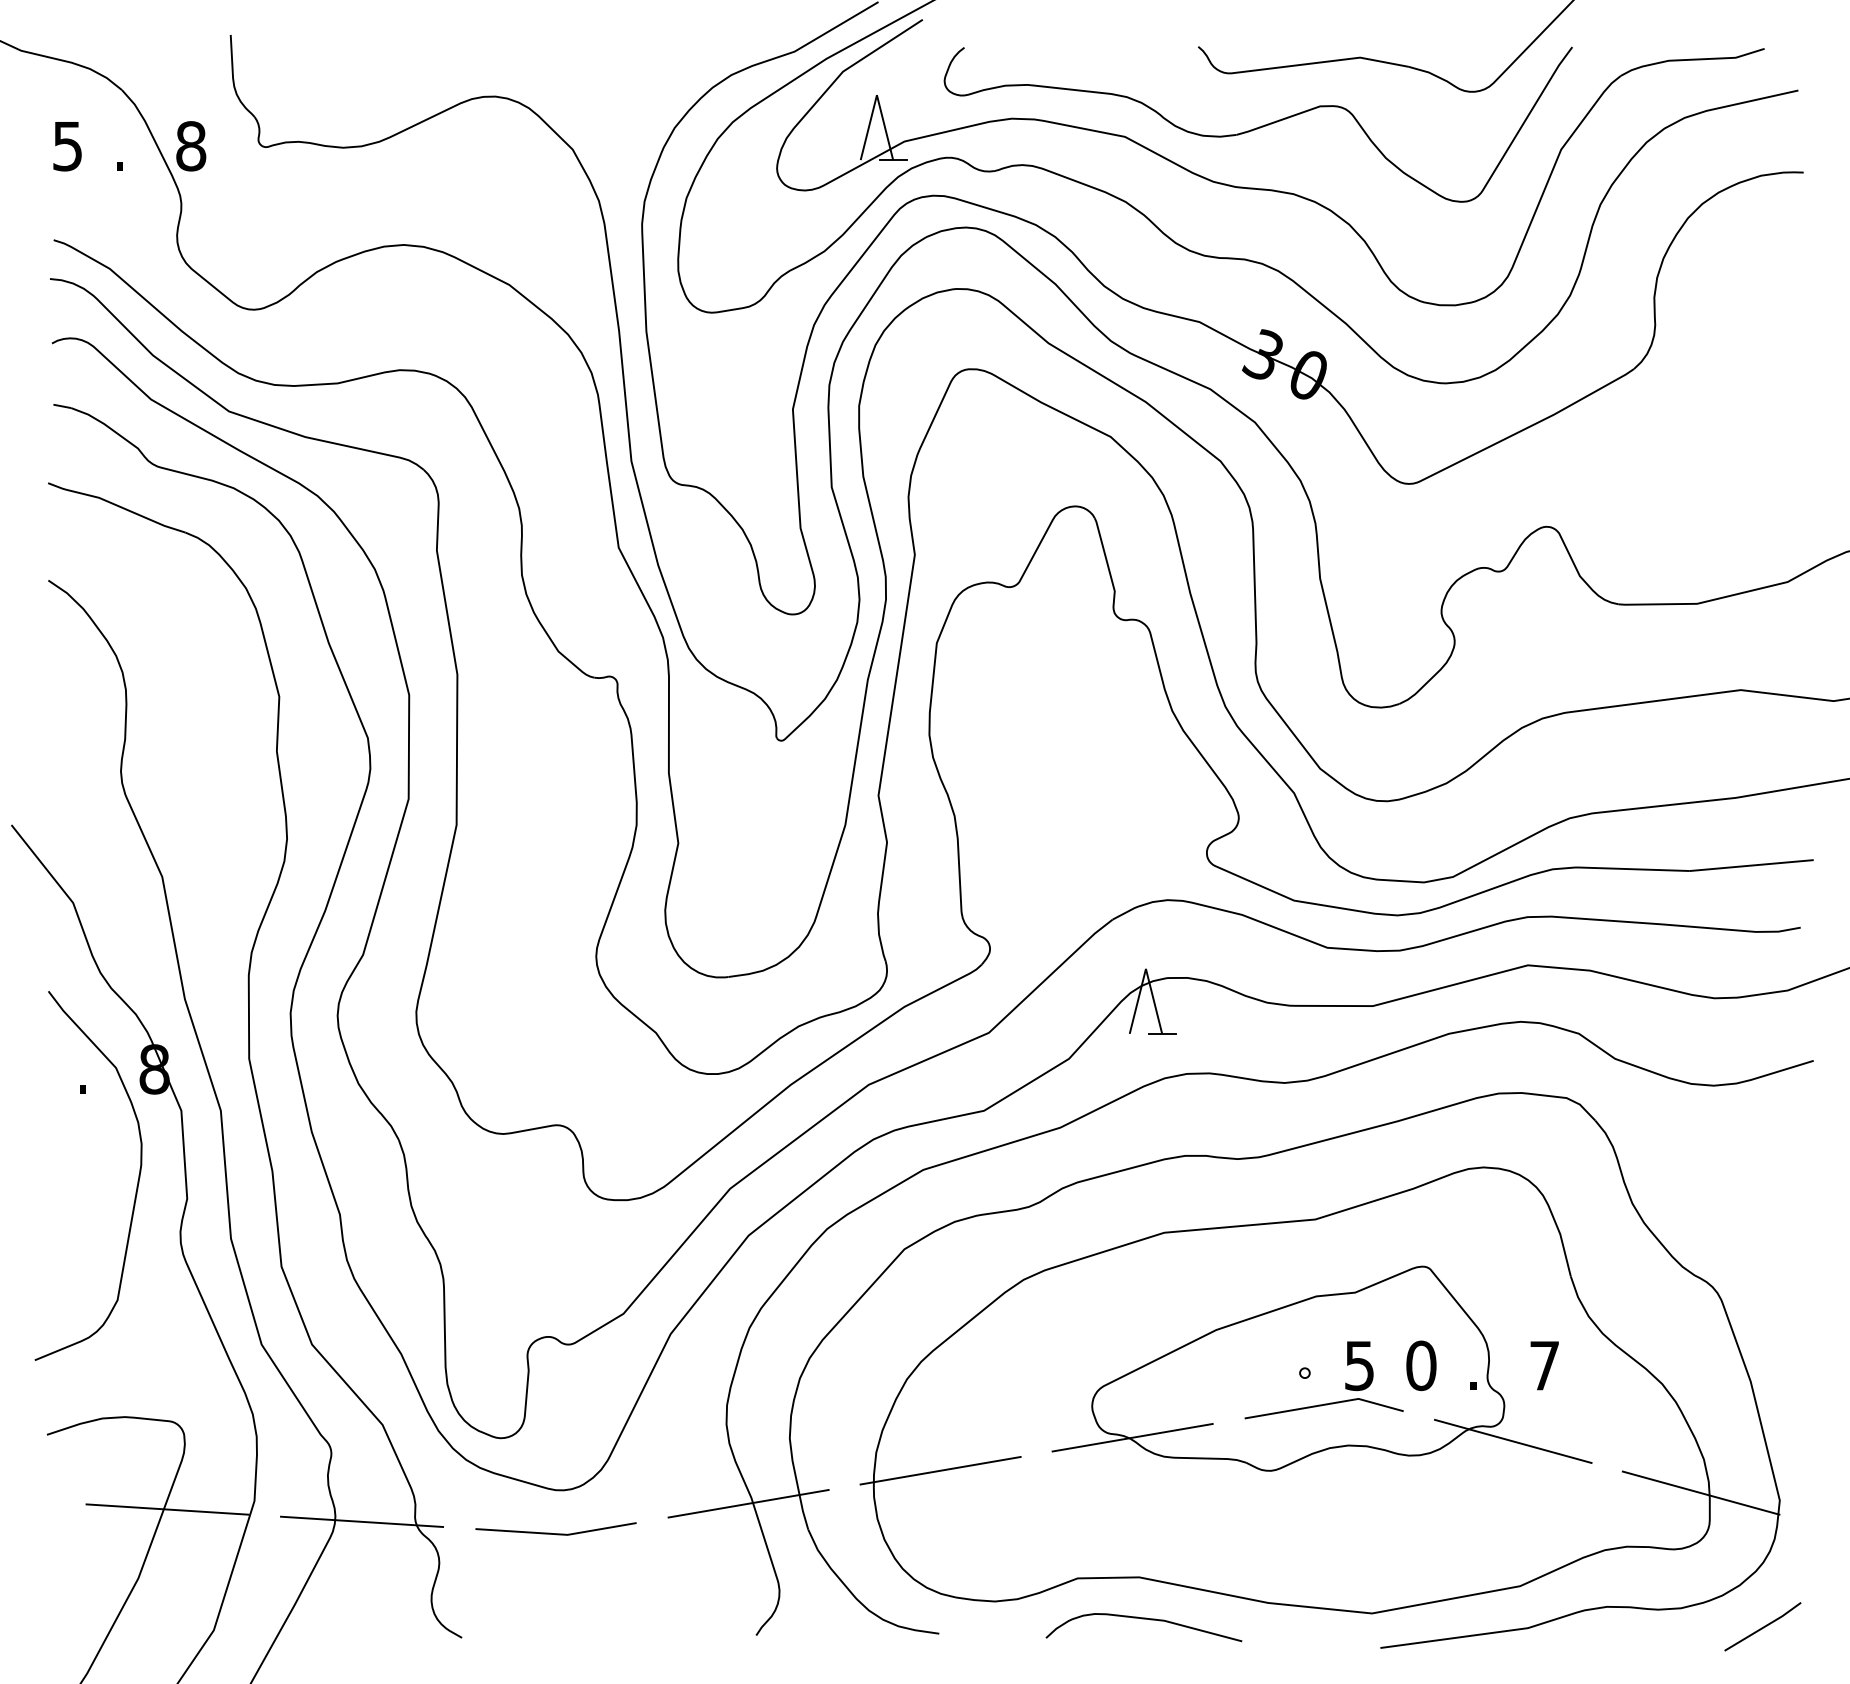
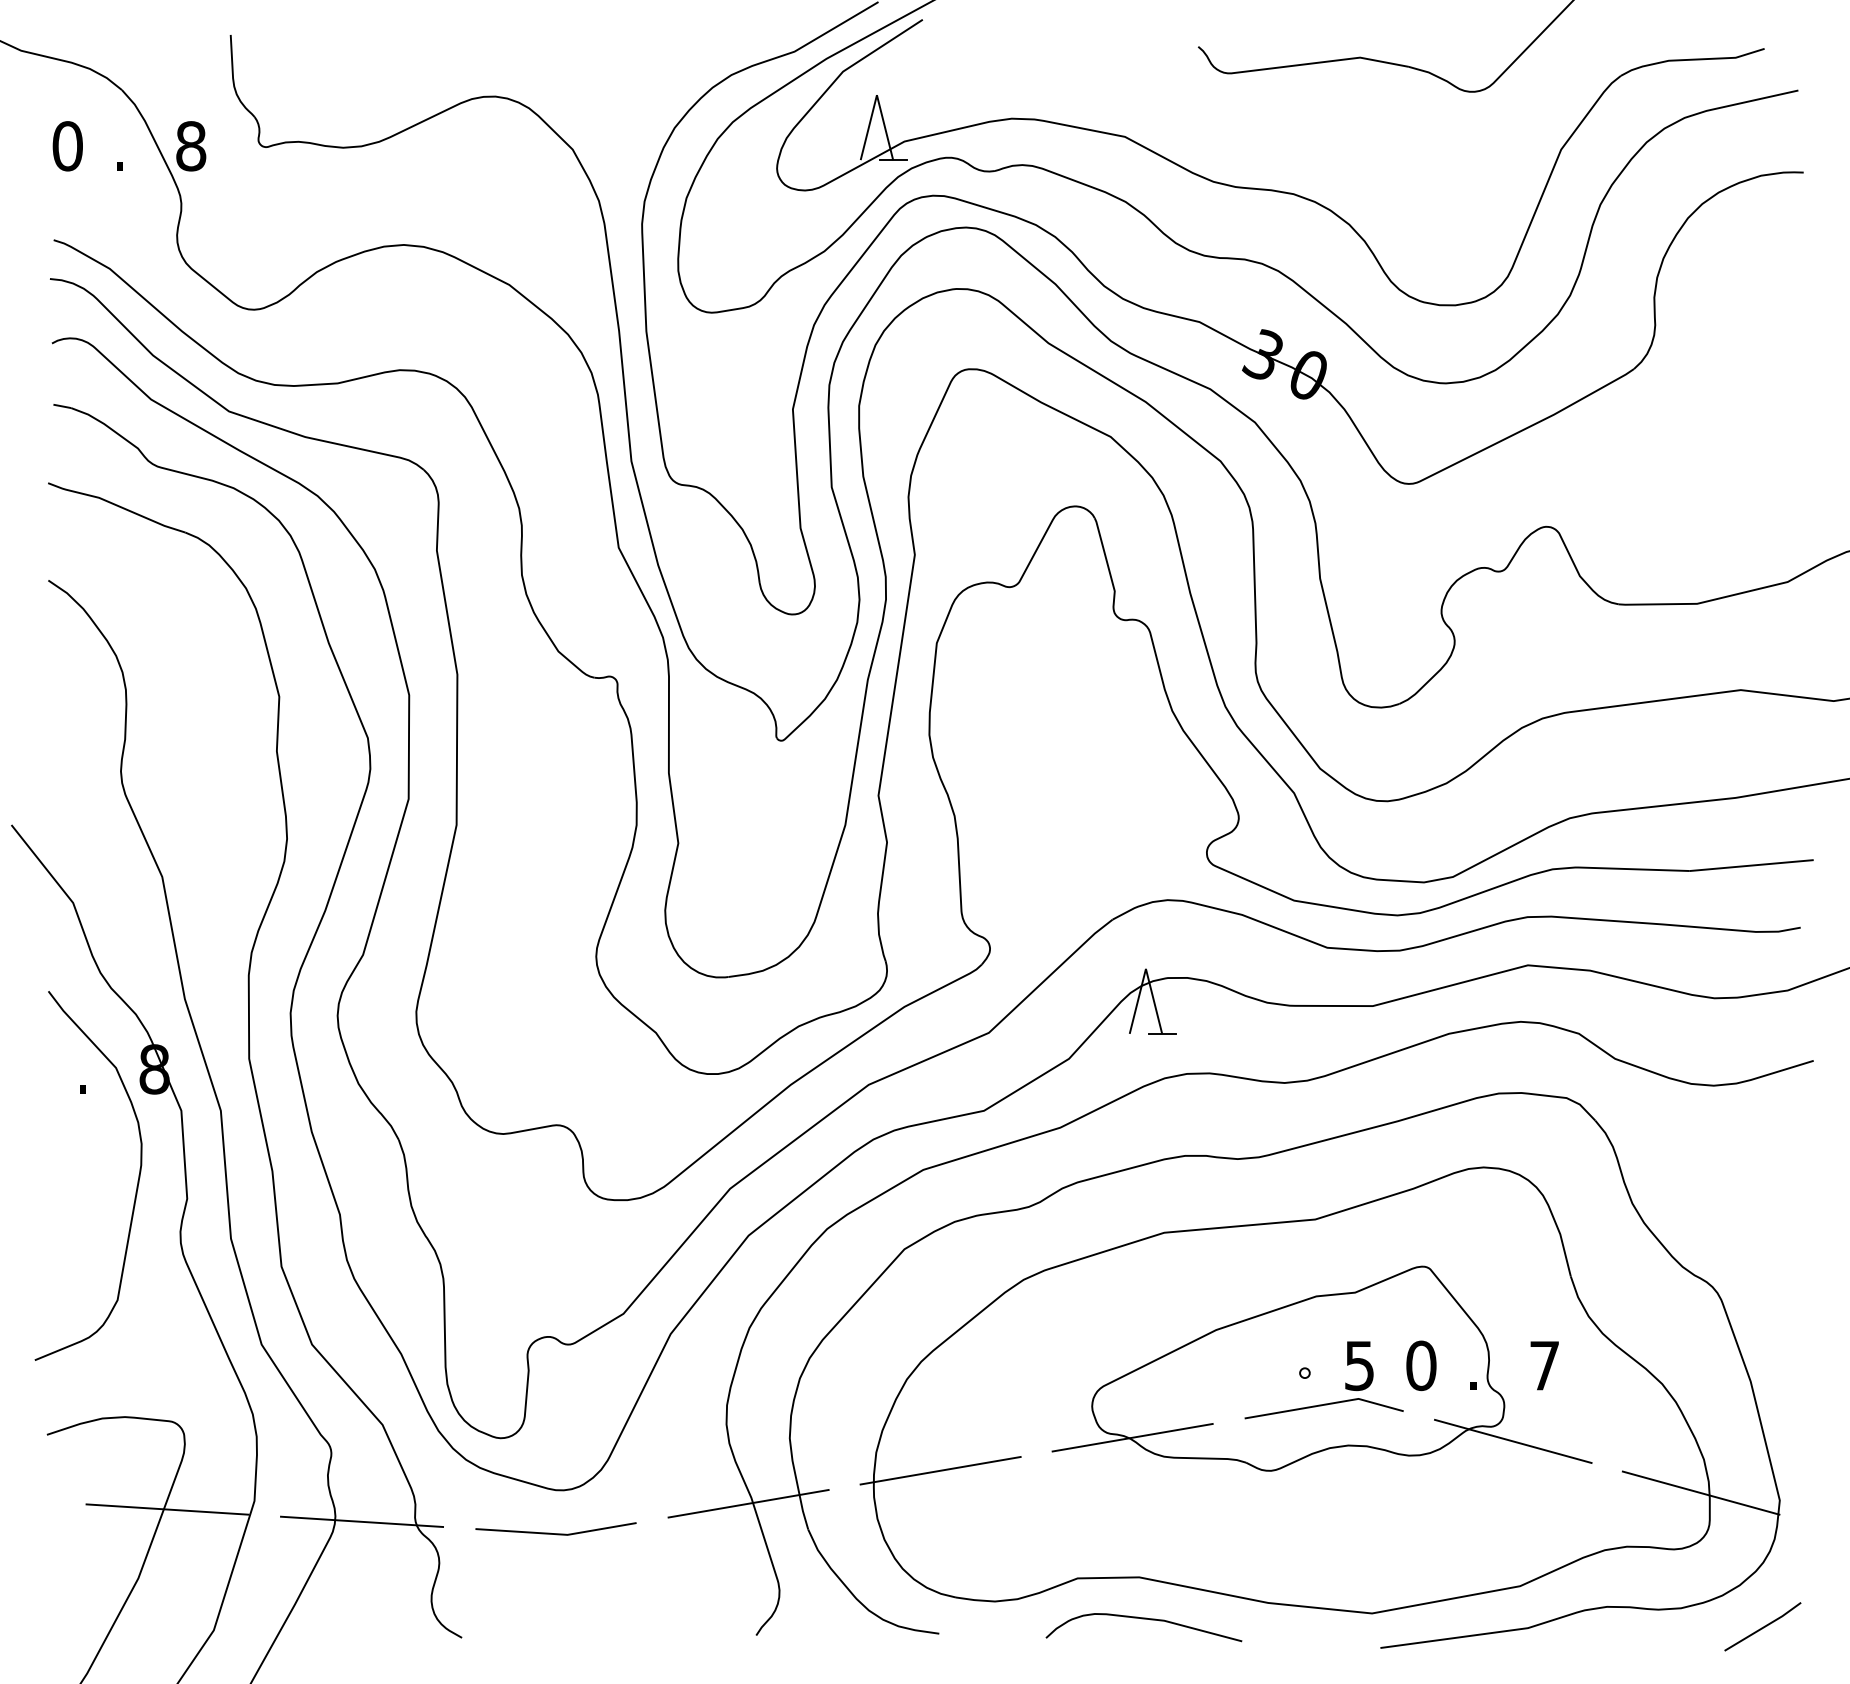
part: present -> none (1257, 124)
text: 5 -> 0 (67, 146)
